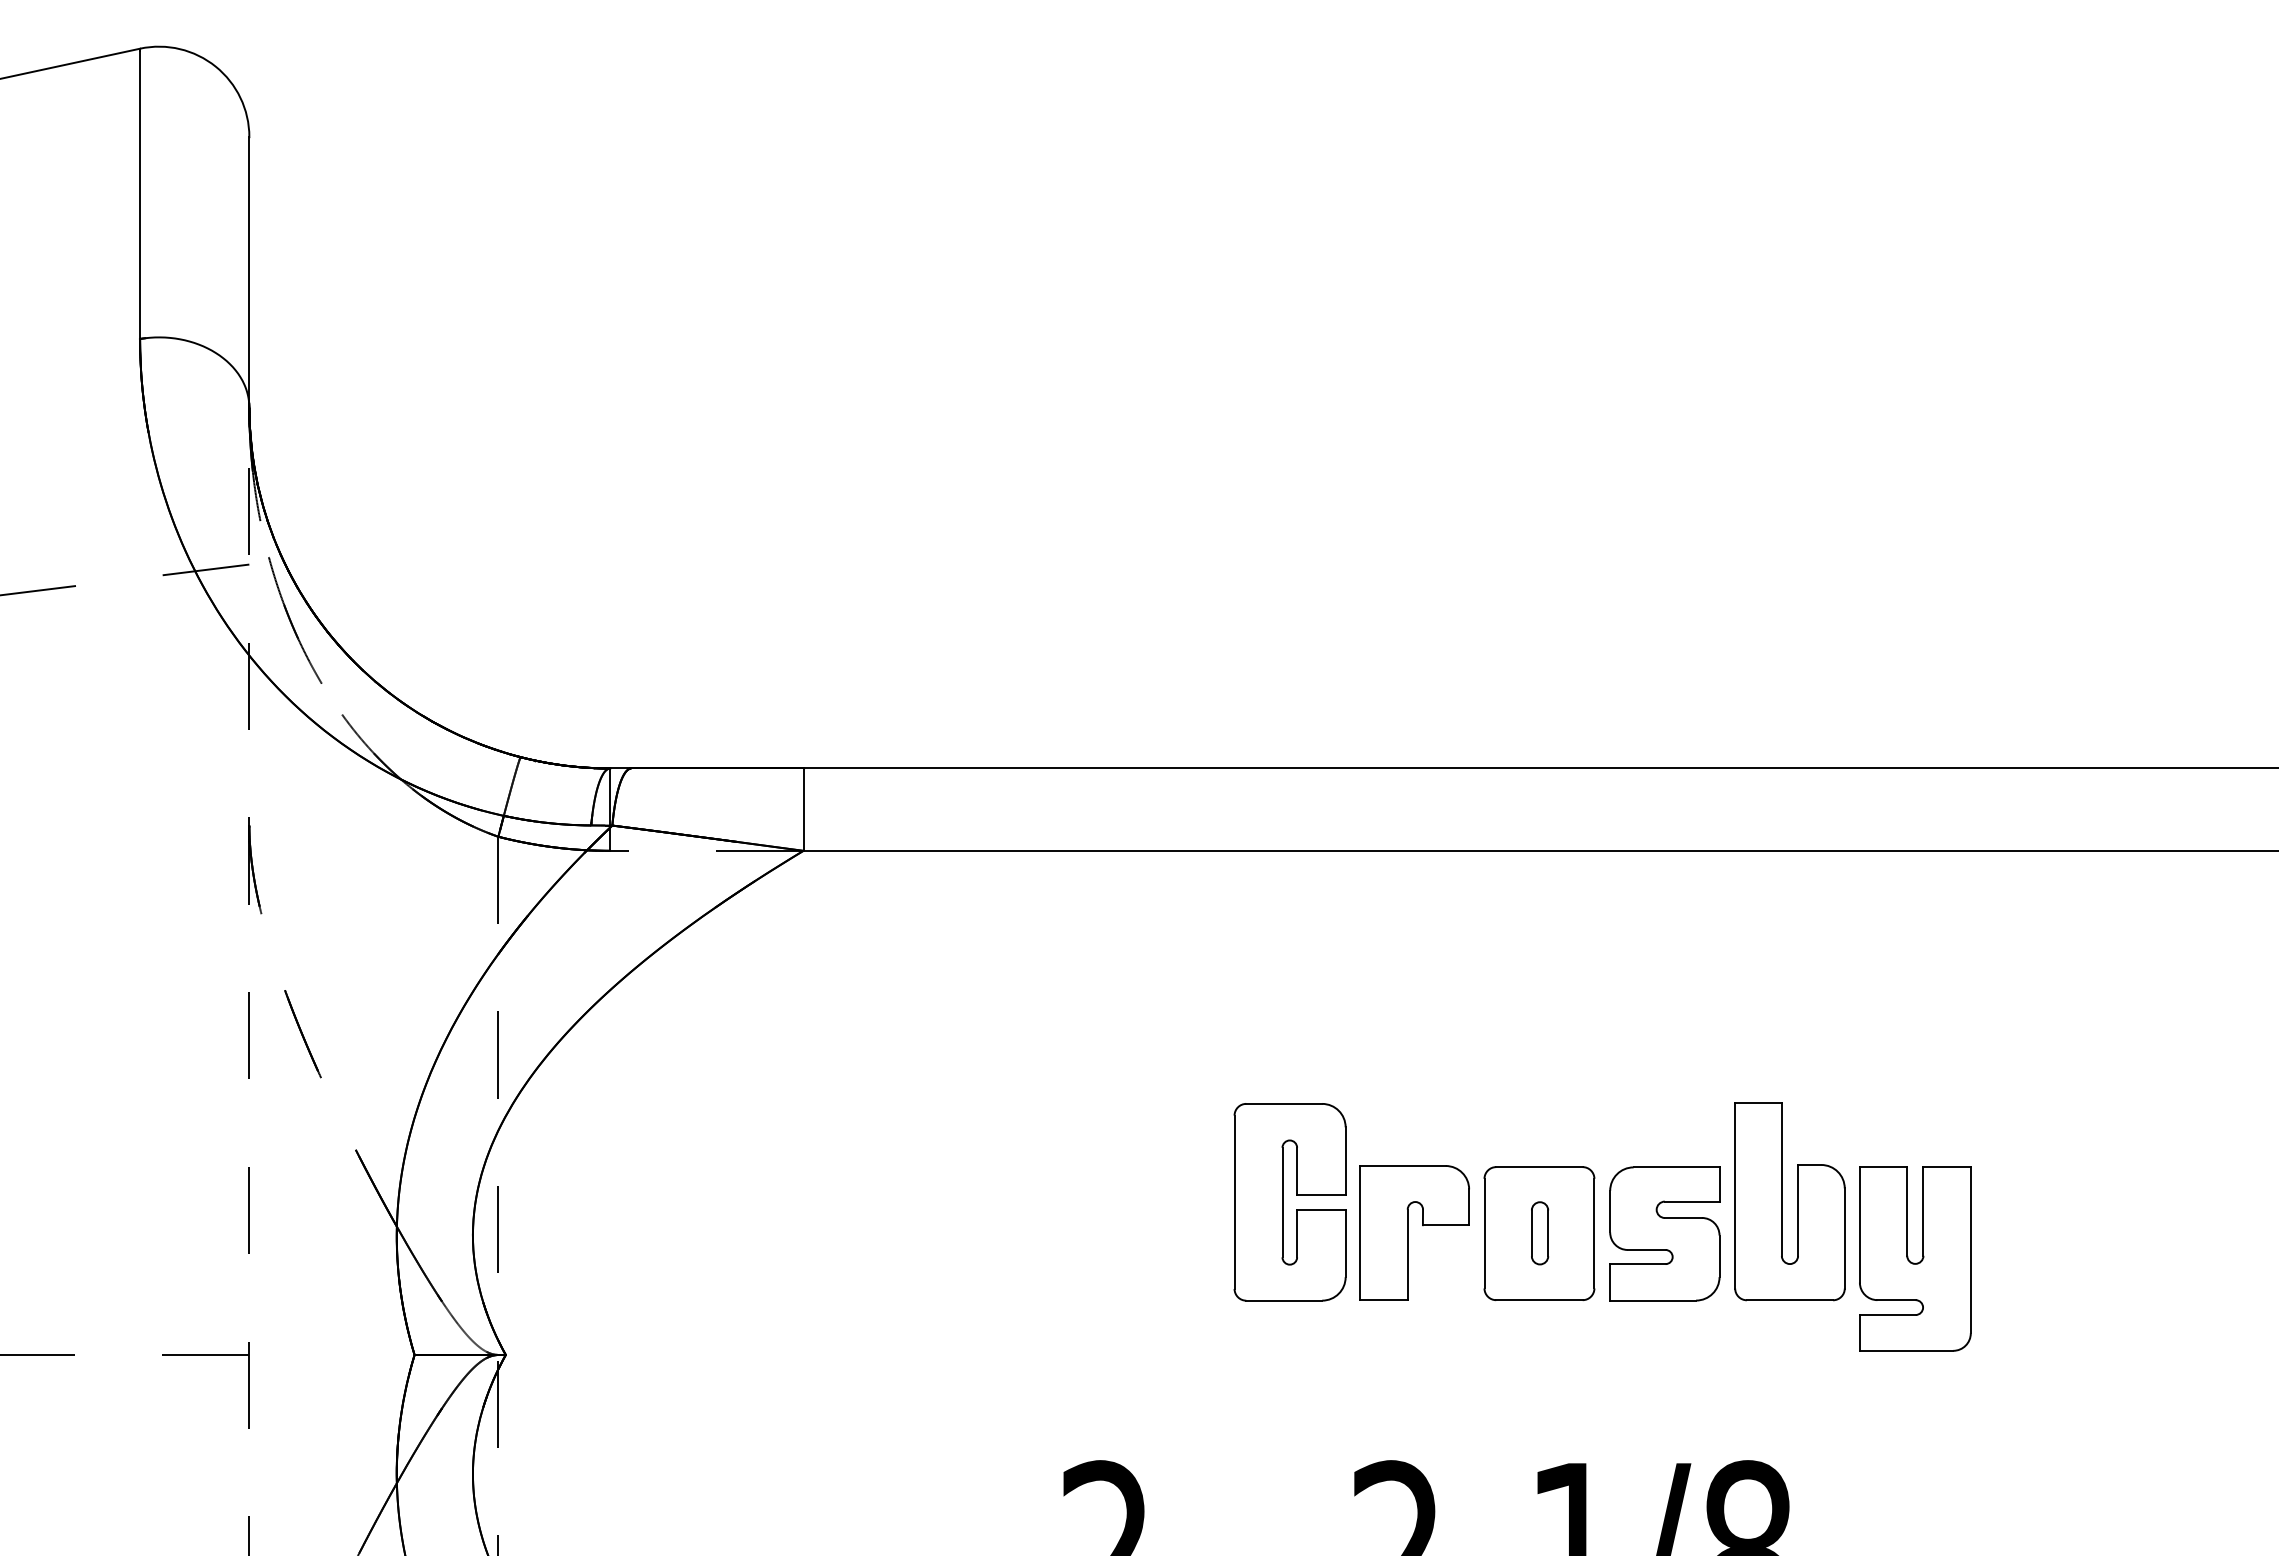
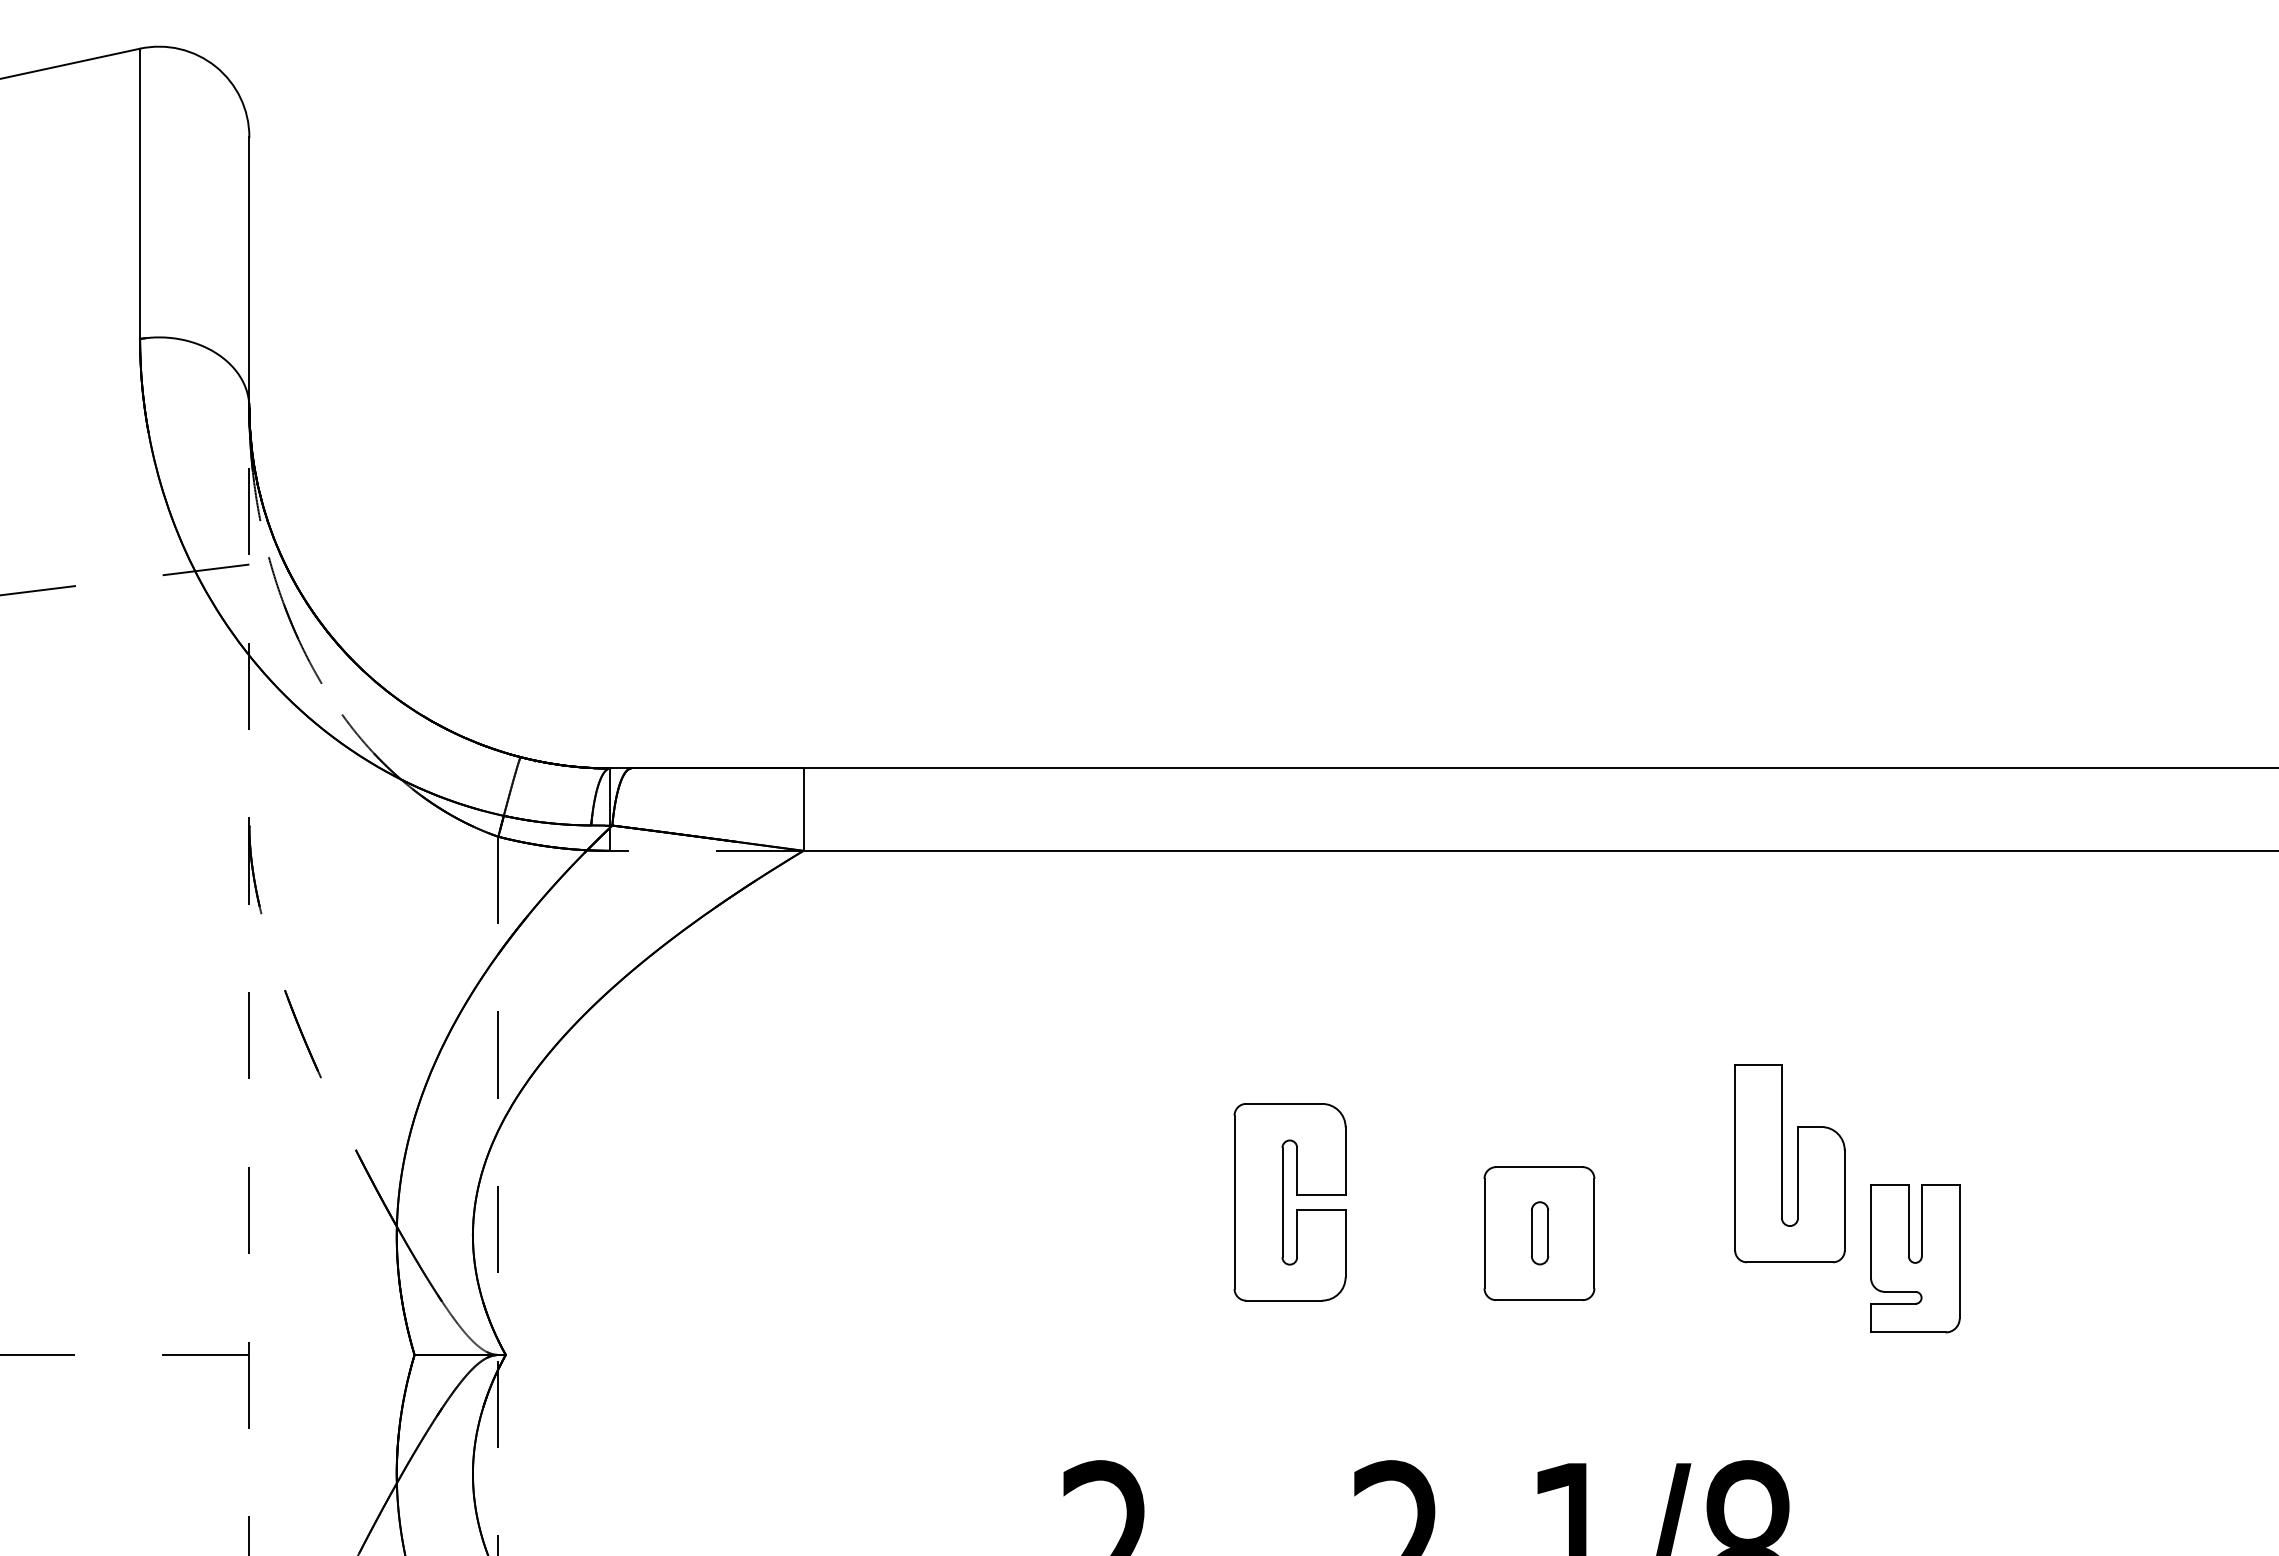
part position: (1782, 1201) -> (1782, 1163) (1782, 1163)
part: present -> none (1414, 1232)
part: present -> none (1664, 1233)
part size: 113x186 px -> 91x150 px (1915, 1258)
